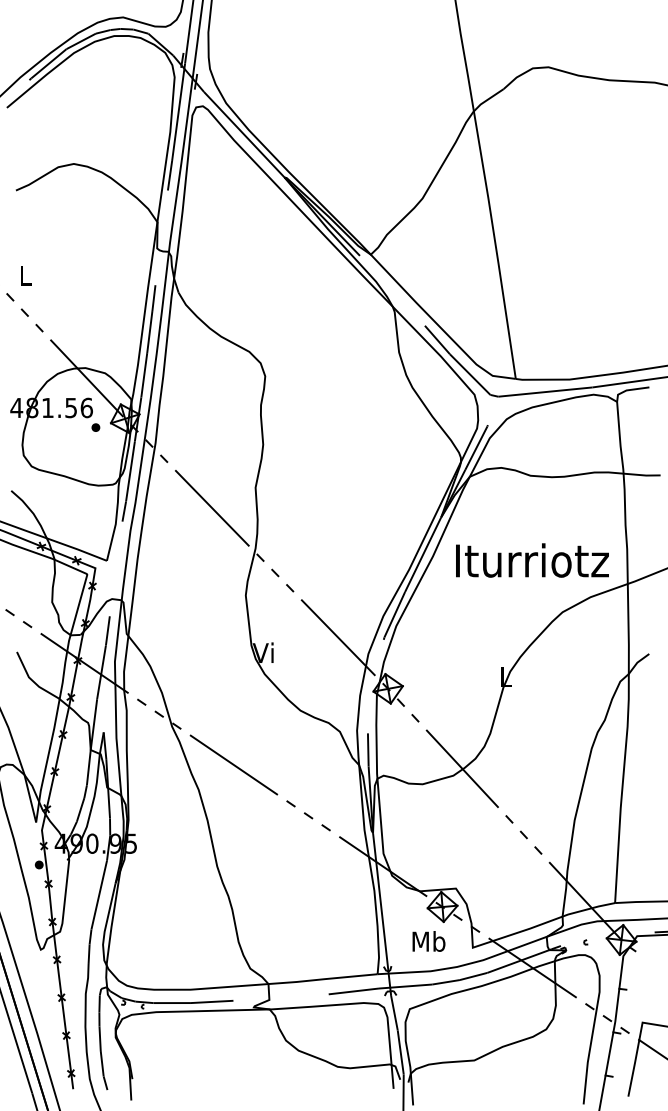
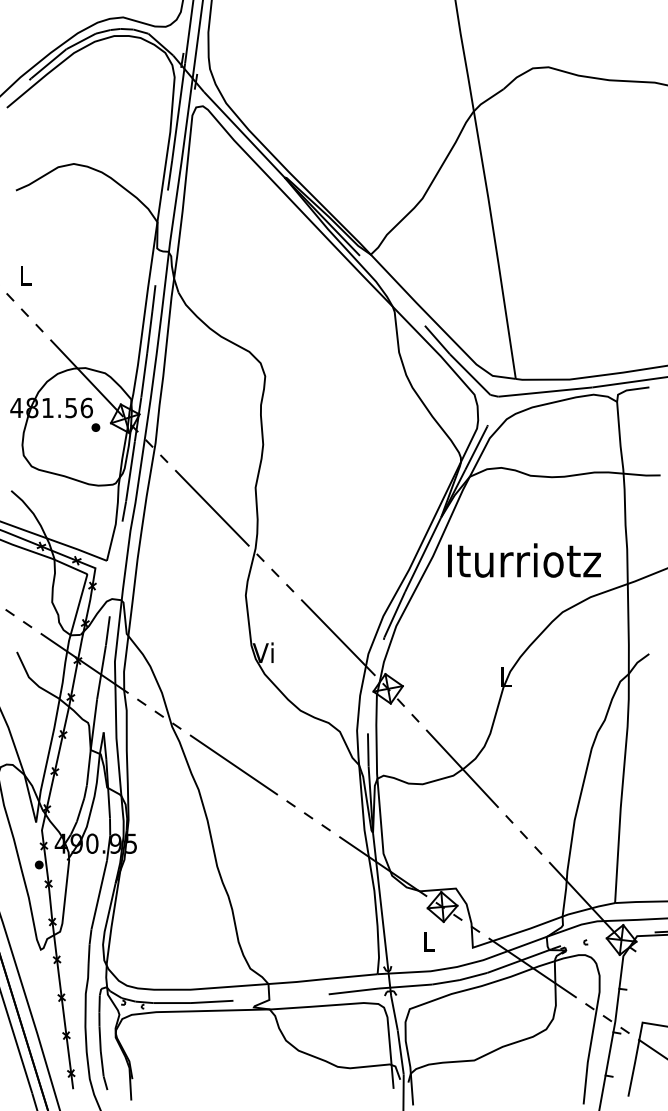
text position: (532, 560) -> (524, 560) (524, 560)
text: Mb -> L (428, 941)
